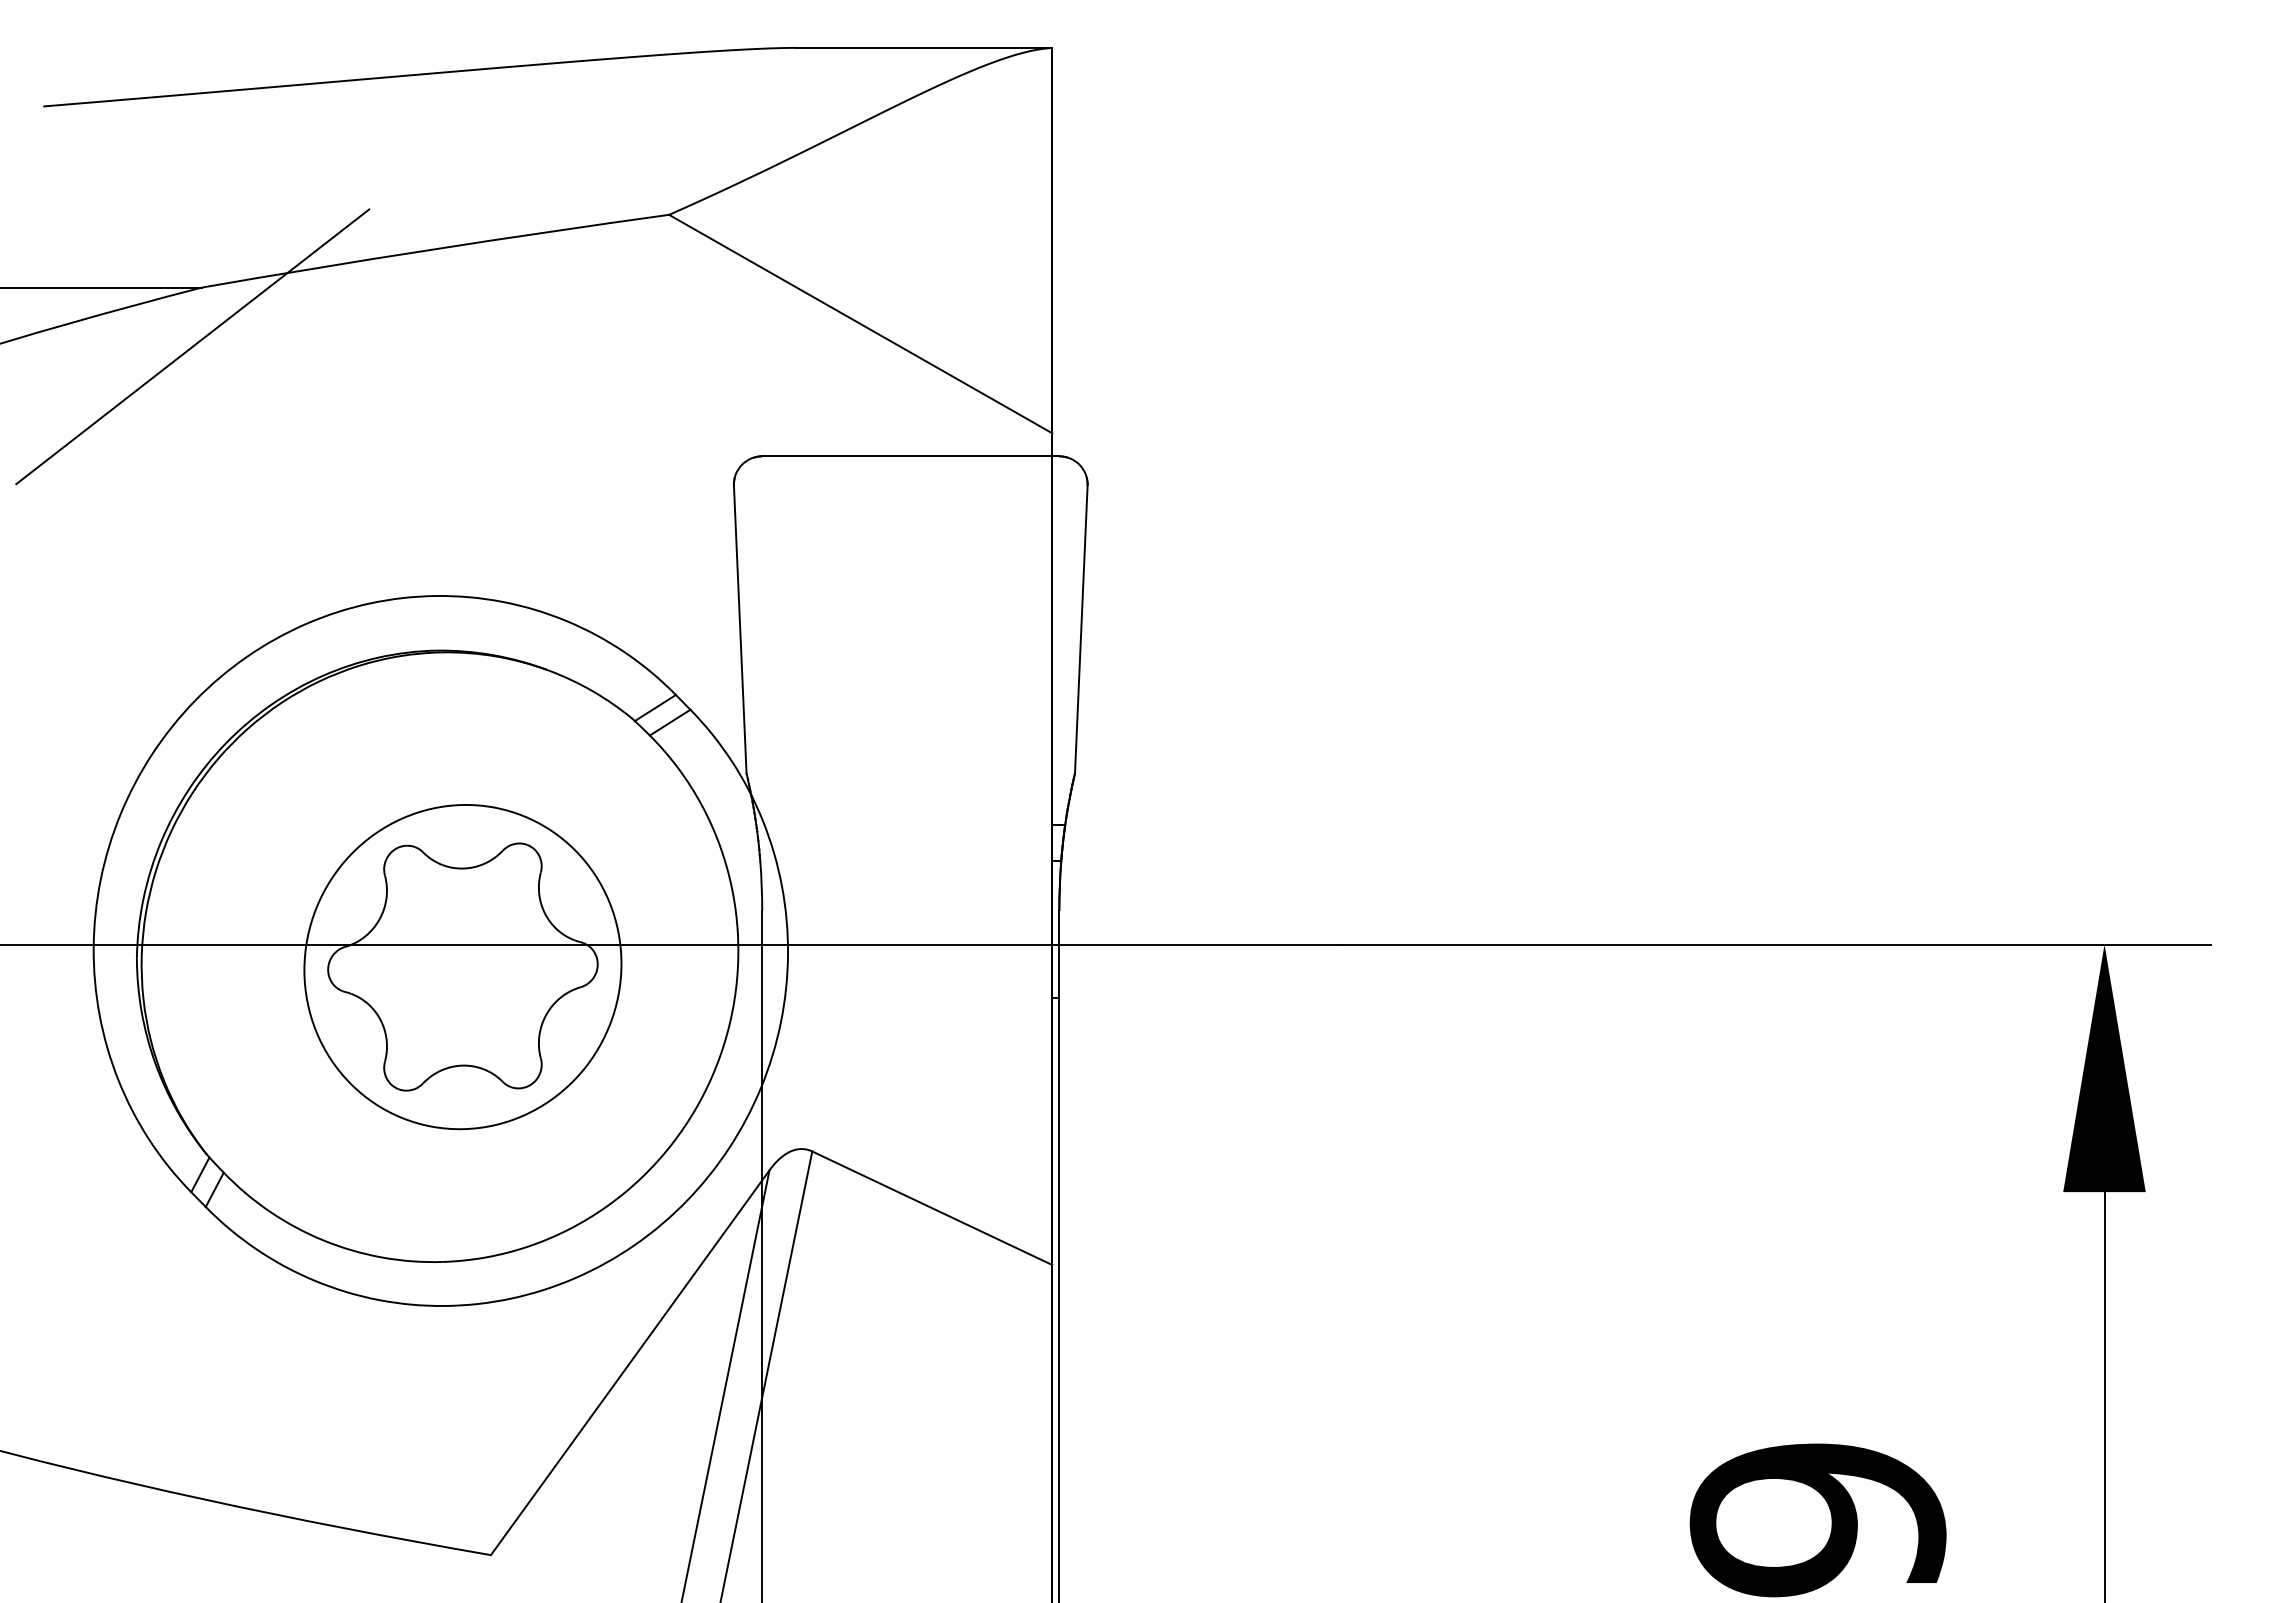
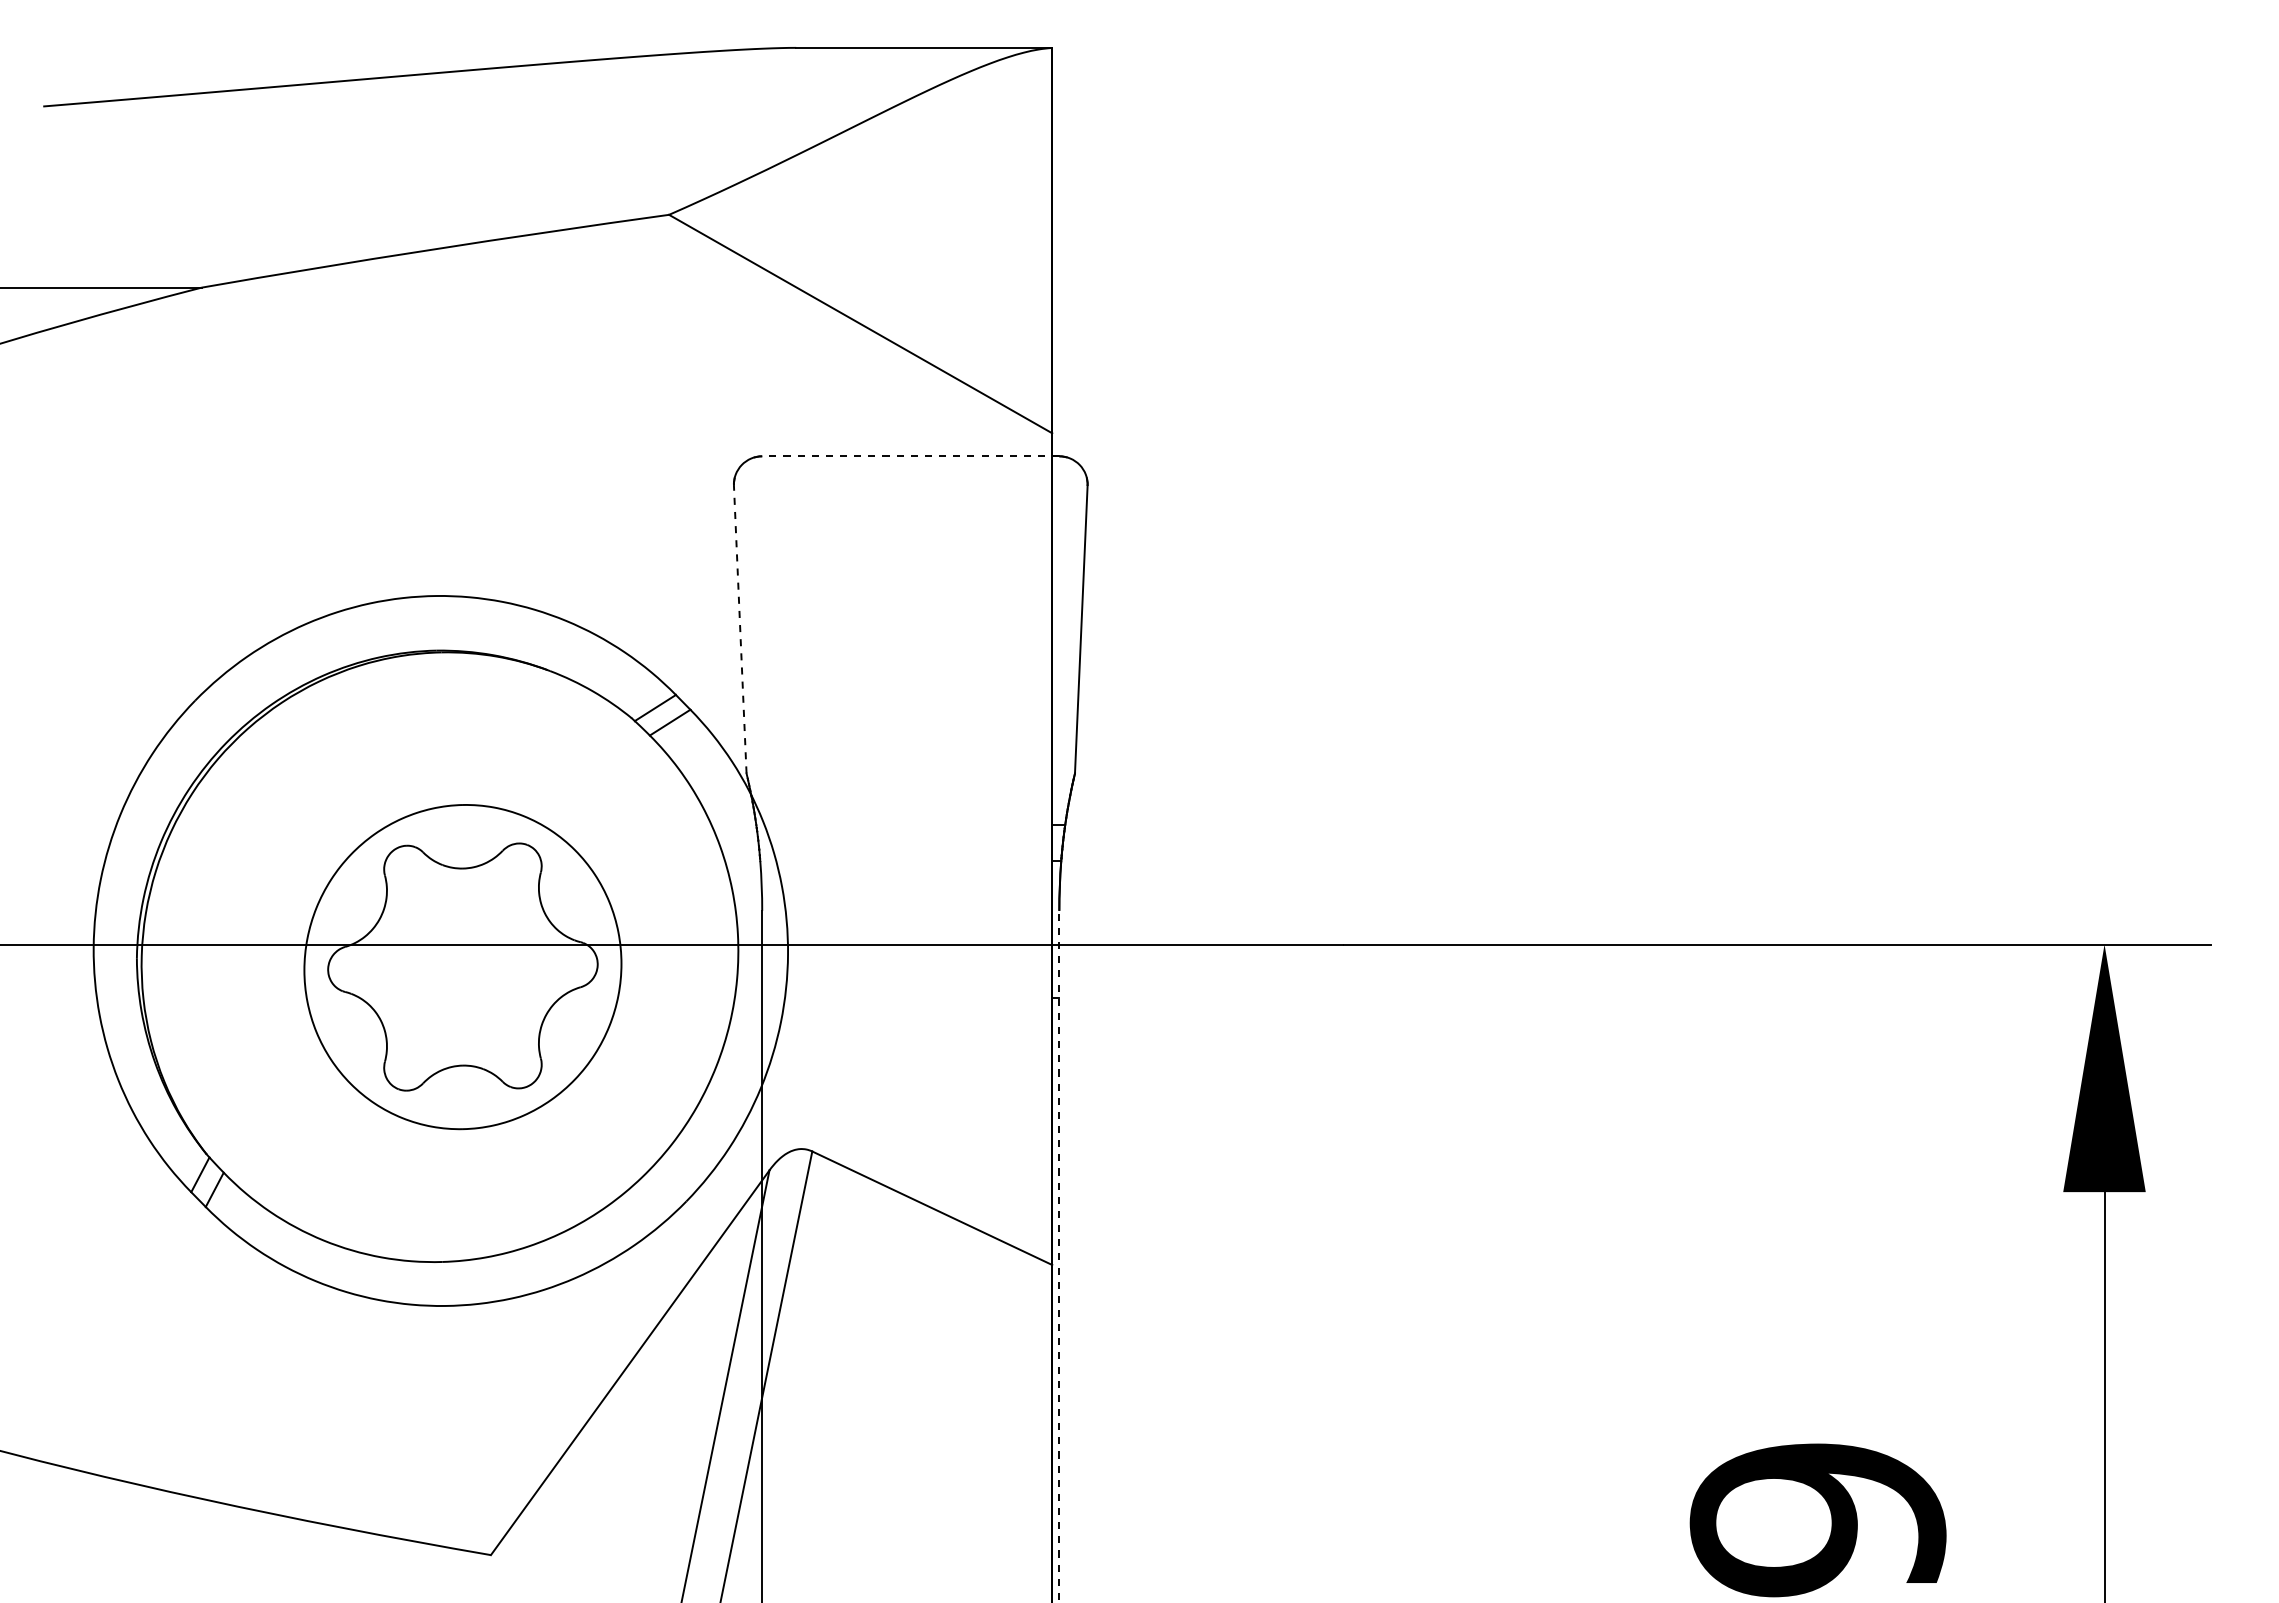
line: present -> none (186, 351)
line: solid -> dashed (910, 456)
line: solid -> dashed (740, 629)
line: solid -> dashed (1059, 1256)
